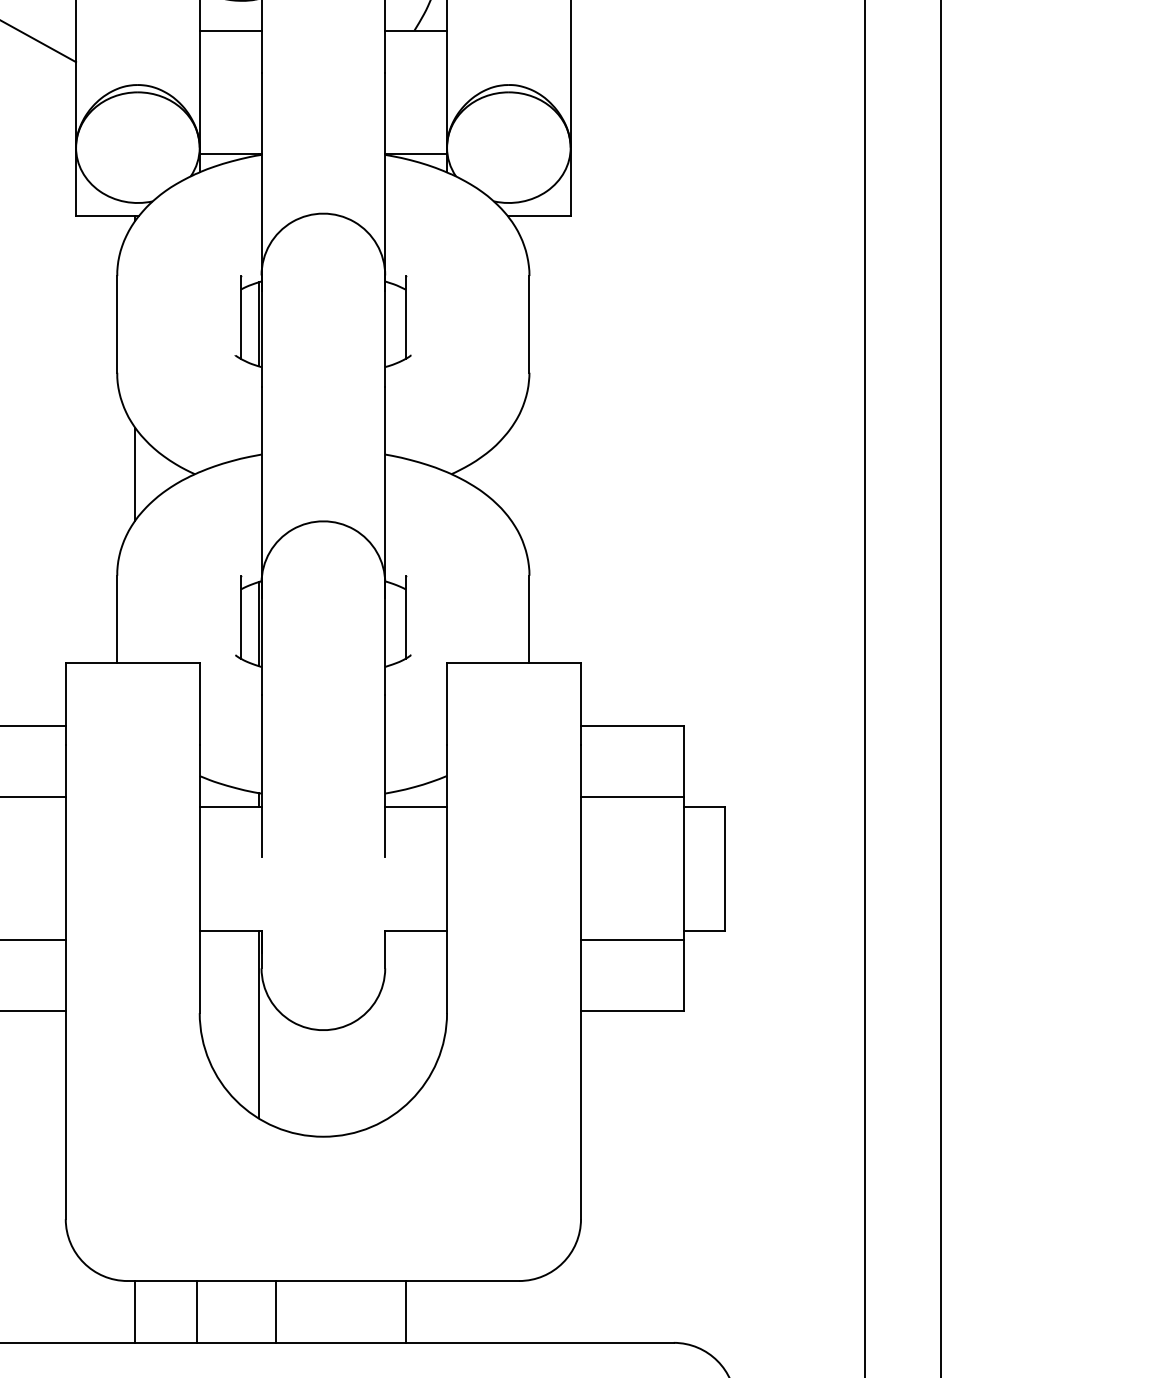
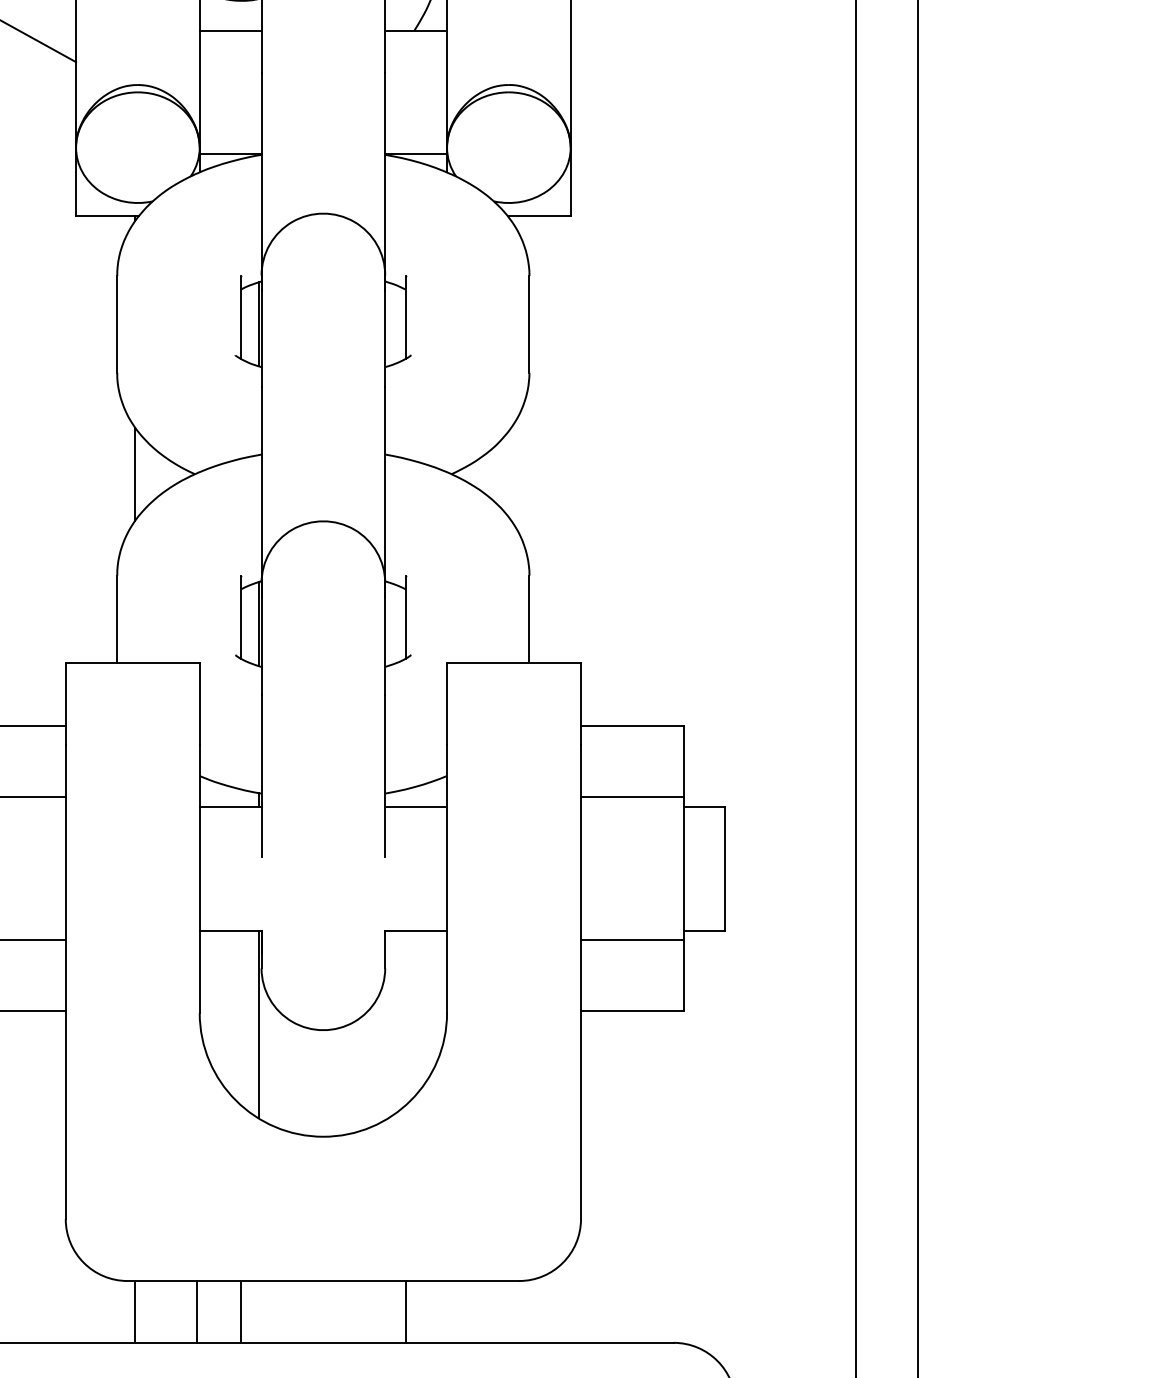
line position: (865, 688) -> (856, 688) (856, 688)
line position: (941, 688) -> (918, 688) (918, 688)
line position: (275, 1311) -> (240, 1311) (240, 1311)
